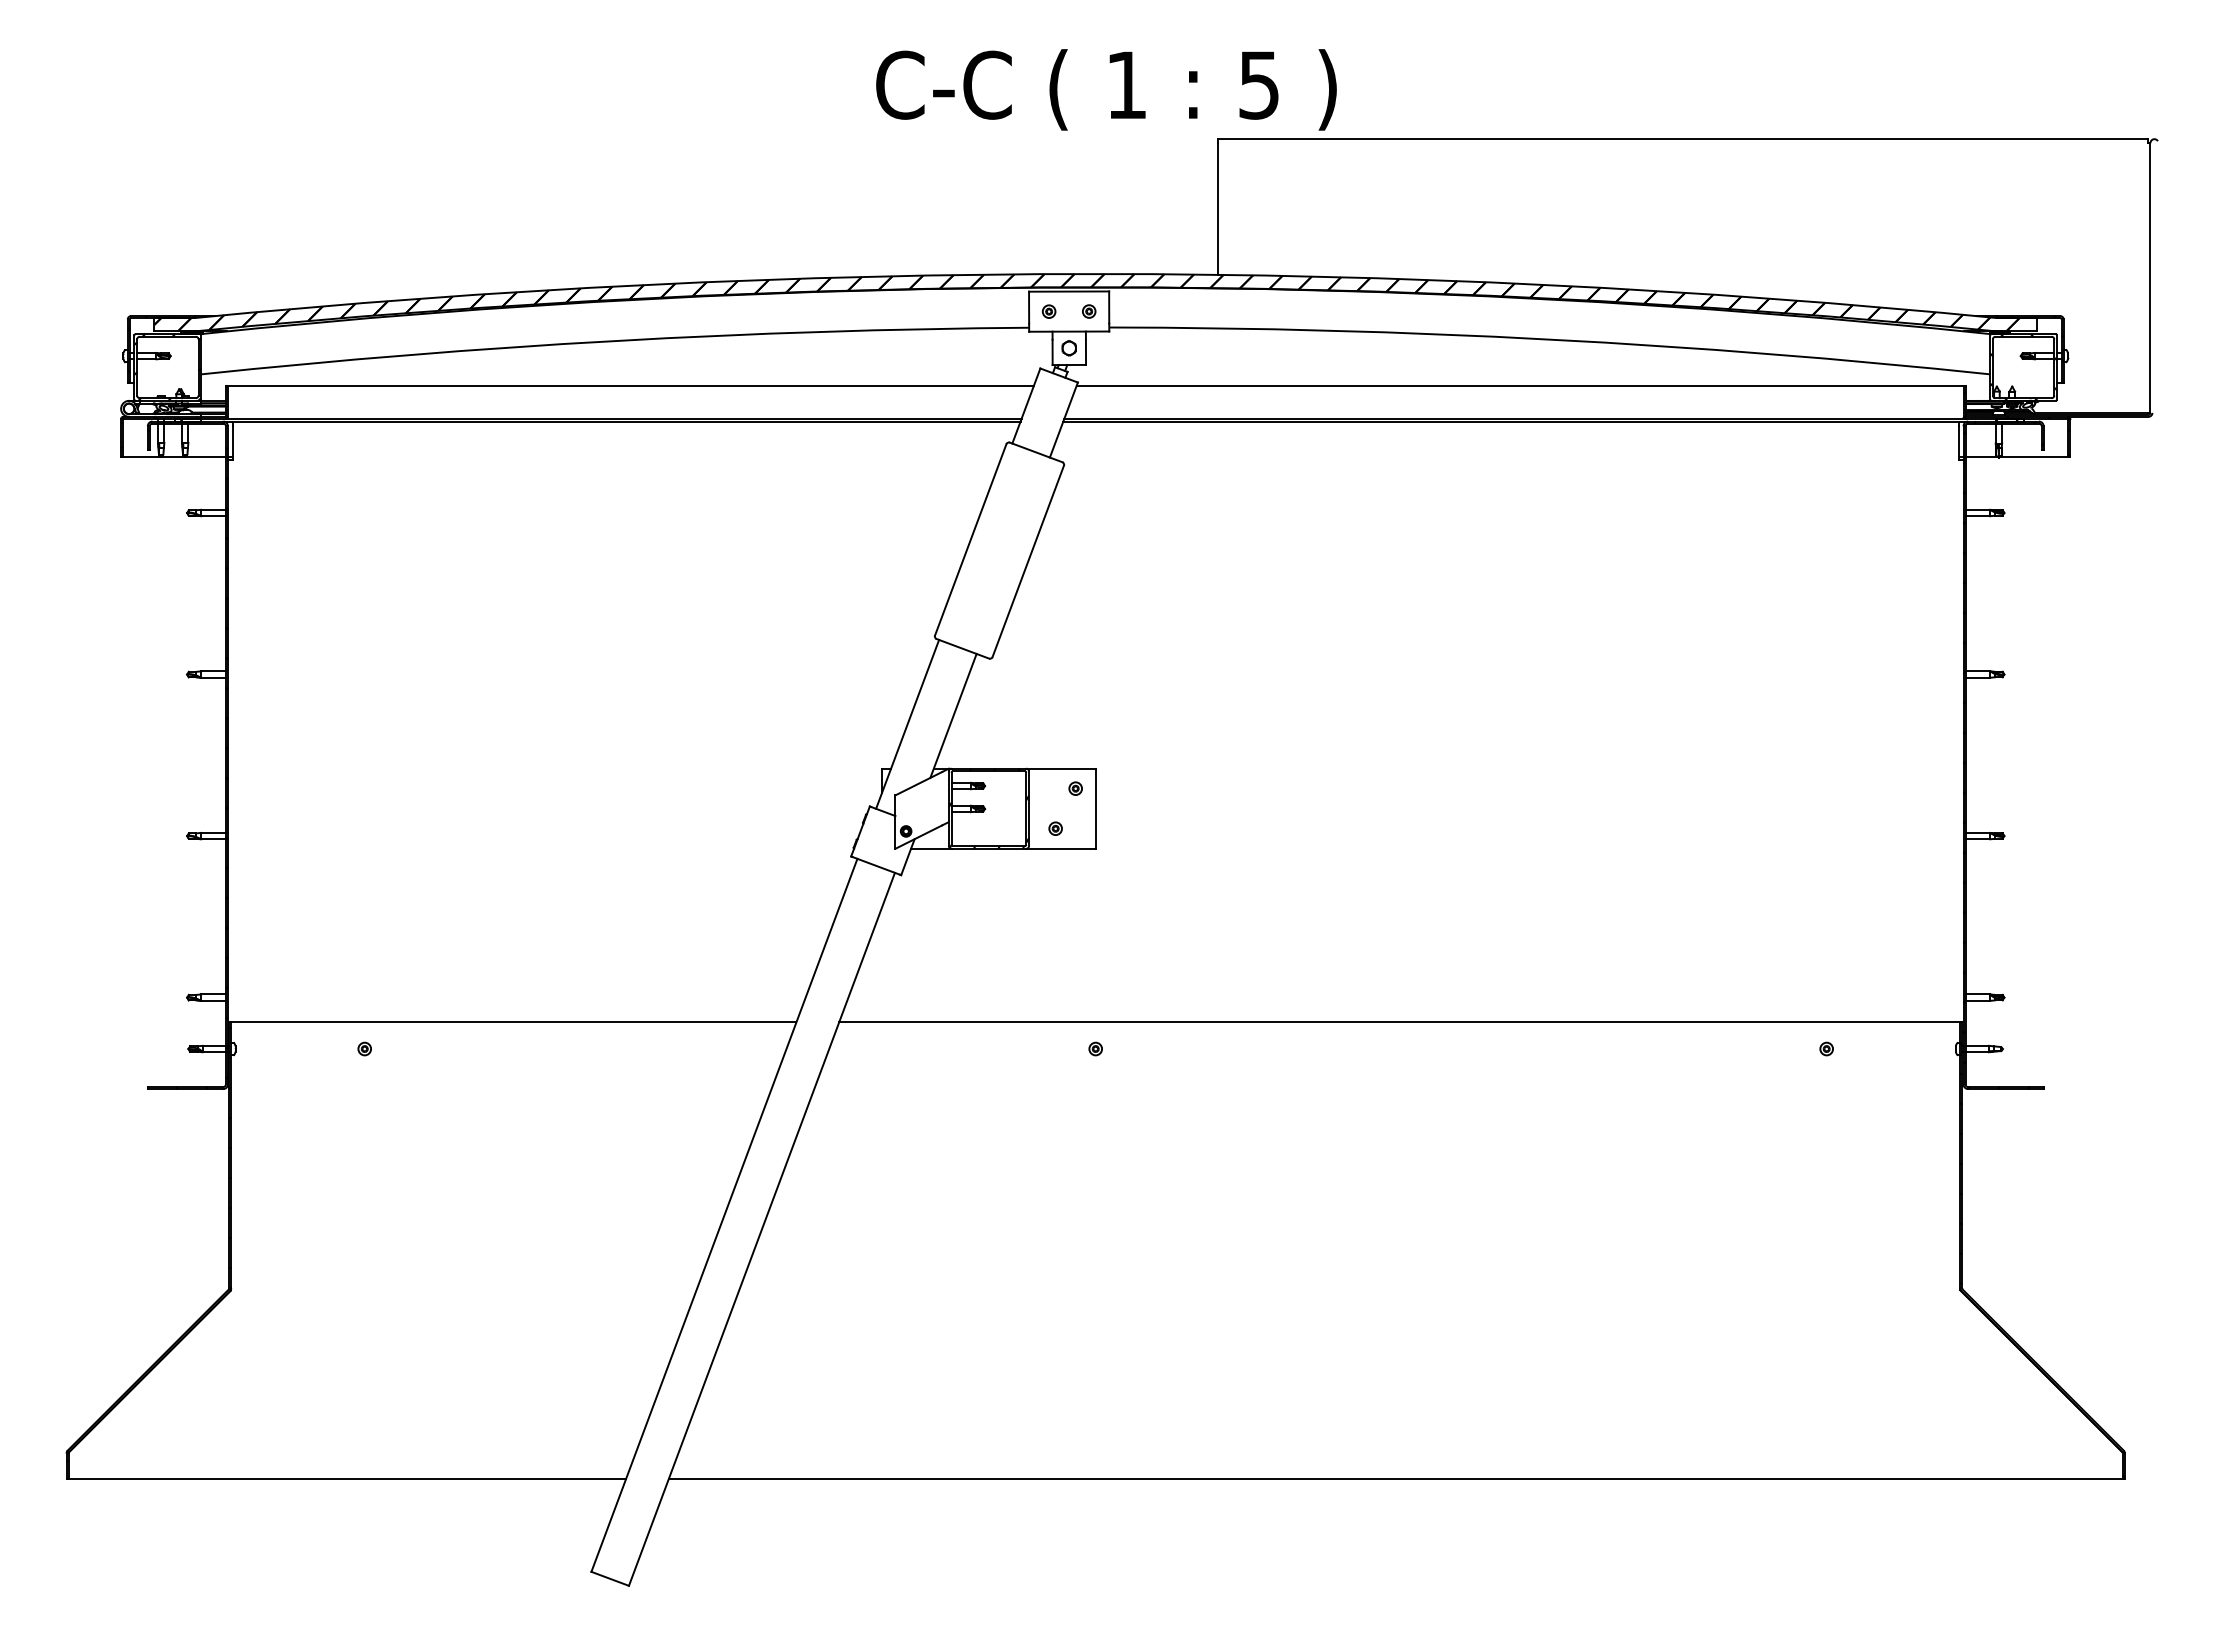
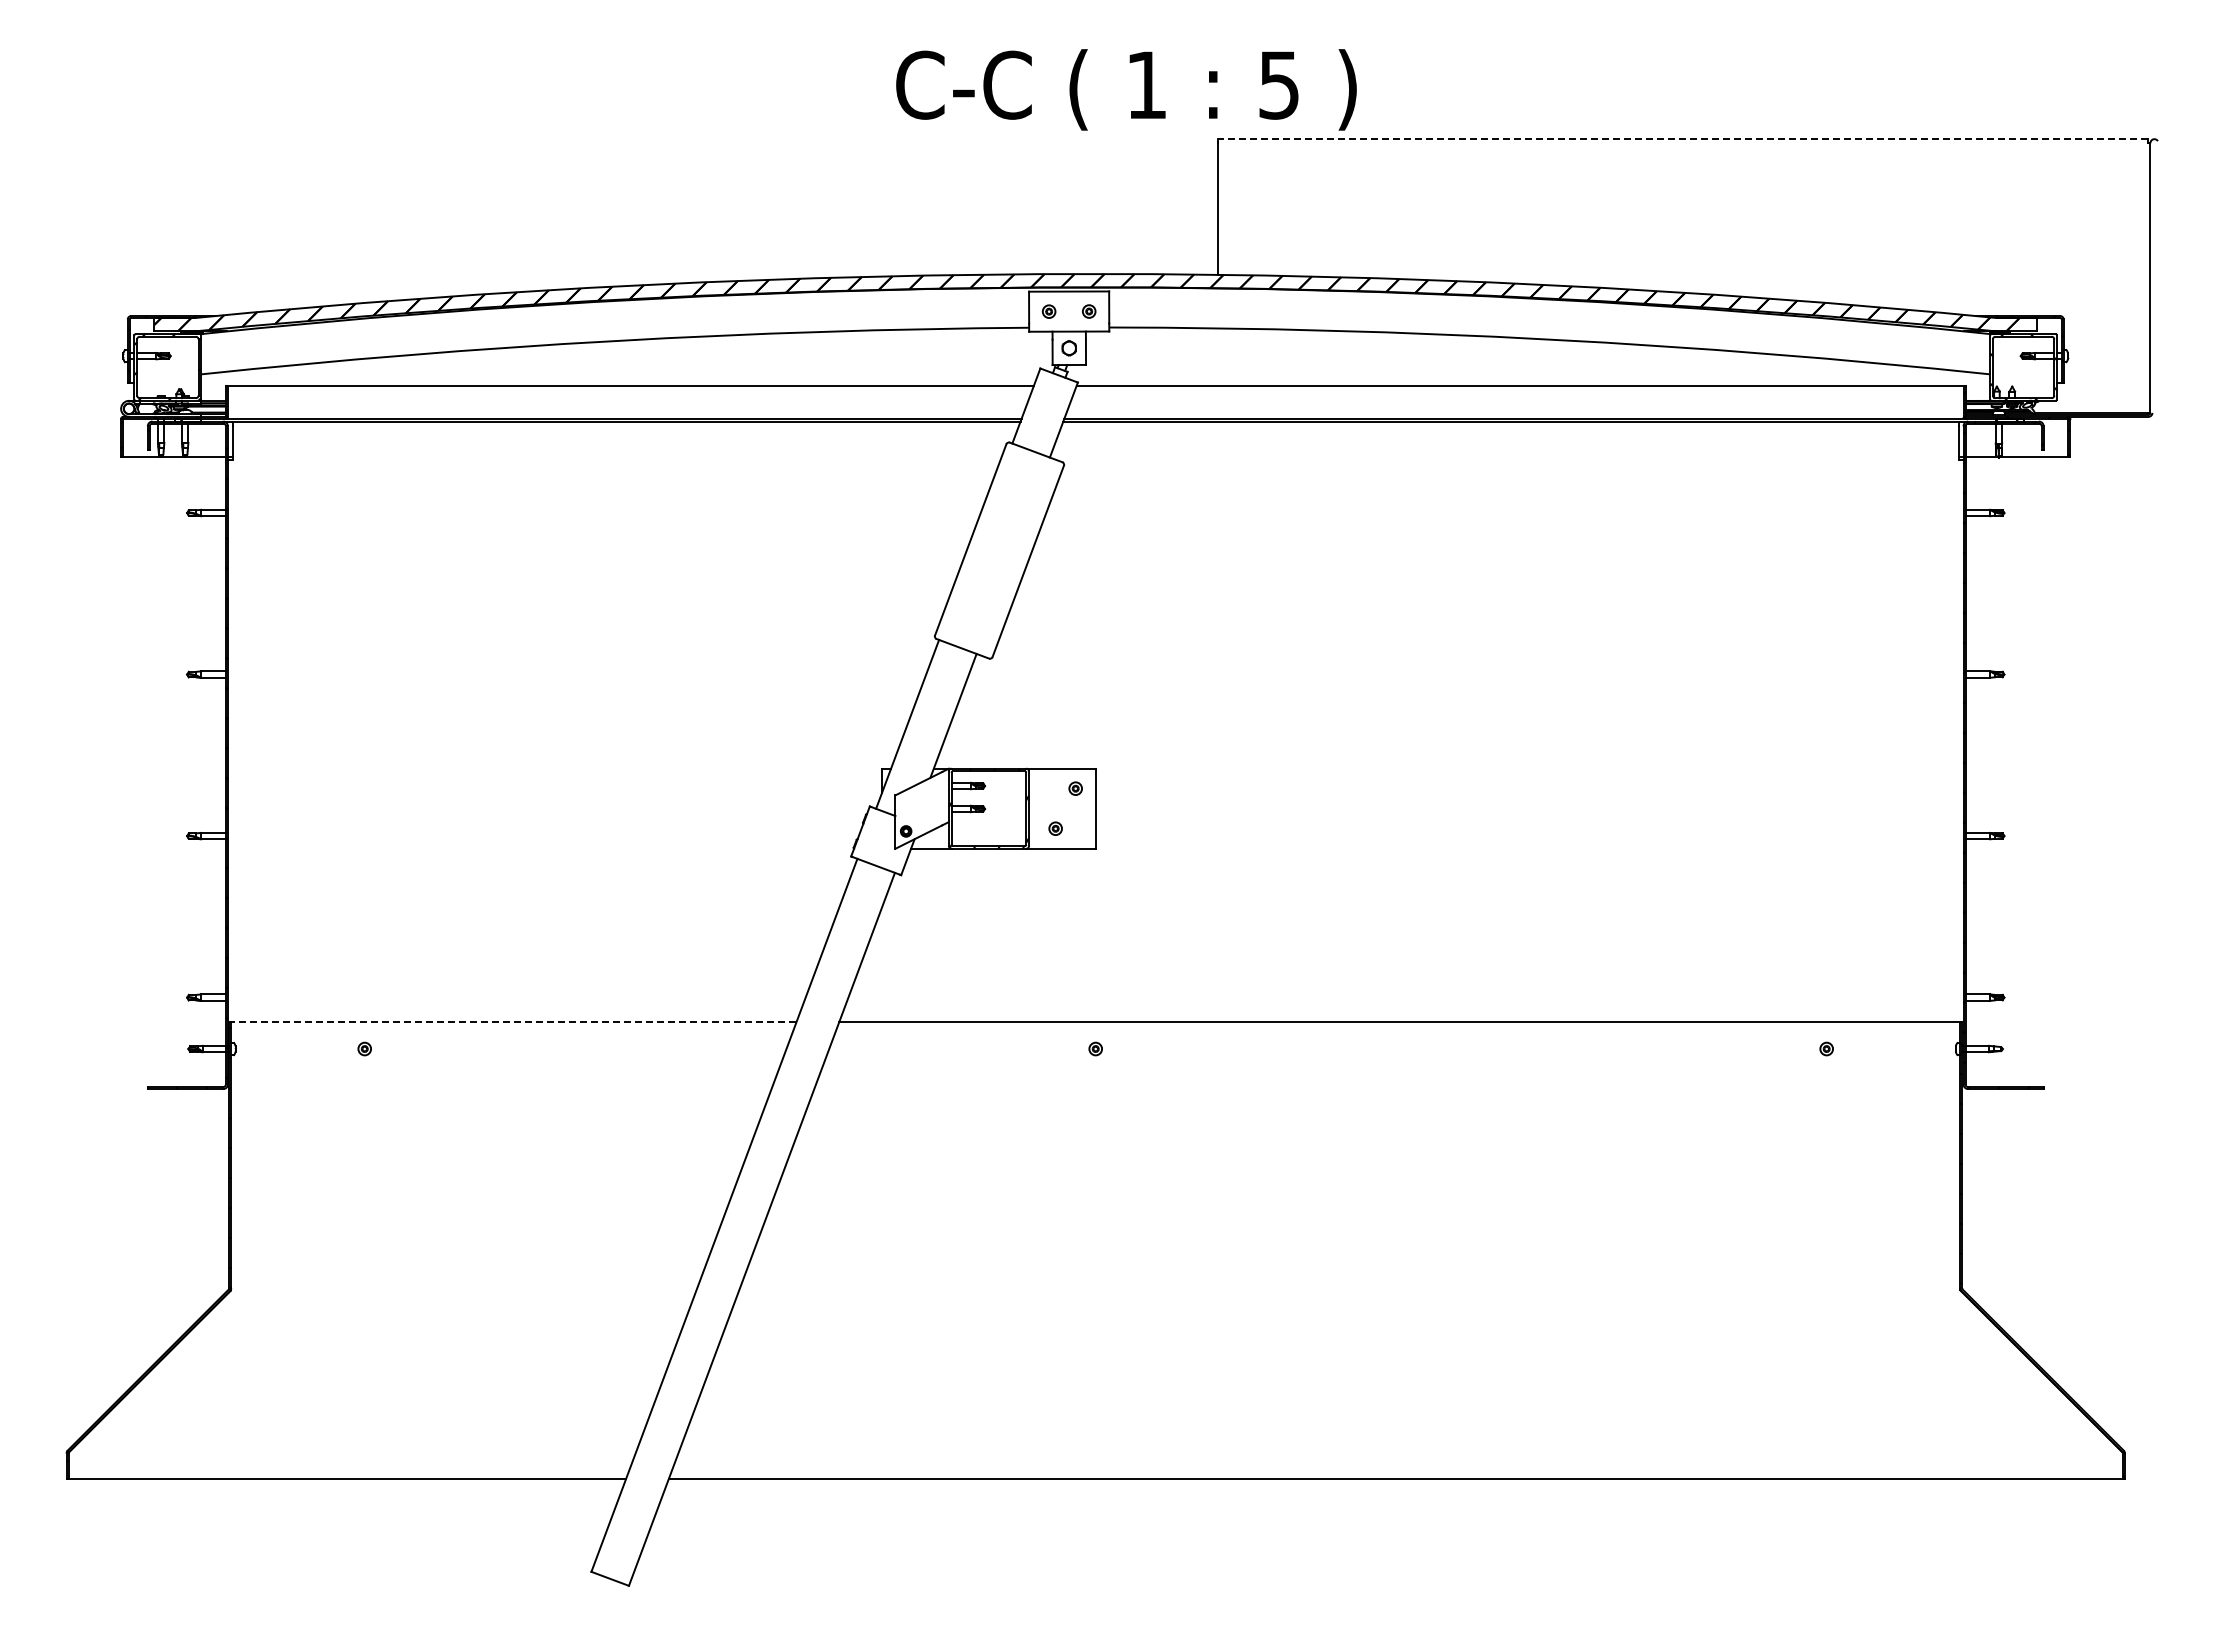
text position: (1106, 89) -> (1126, 89) (1126, 89)
line: solid -> dashed (1682, 139)
line: solid -> dashed (513, 1022)
